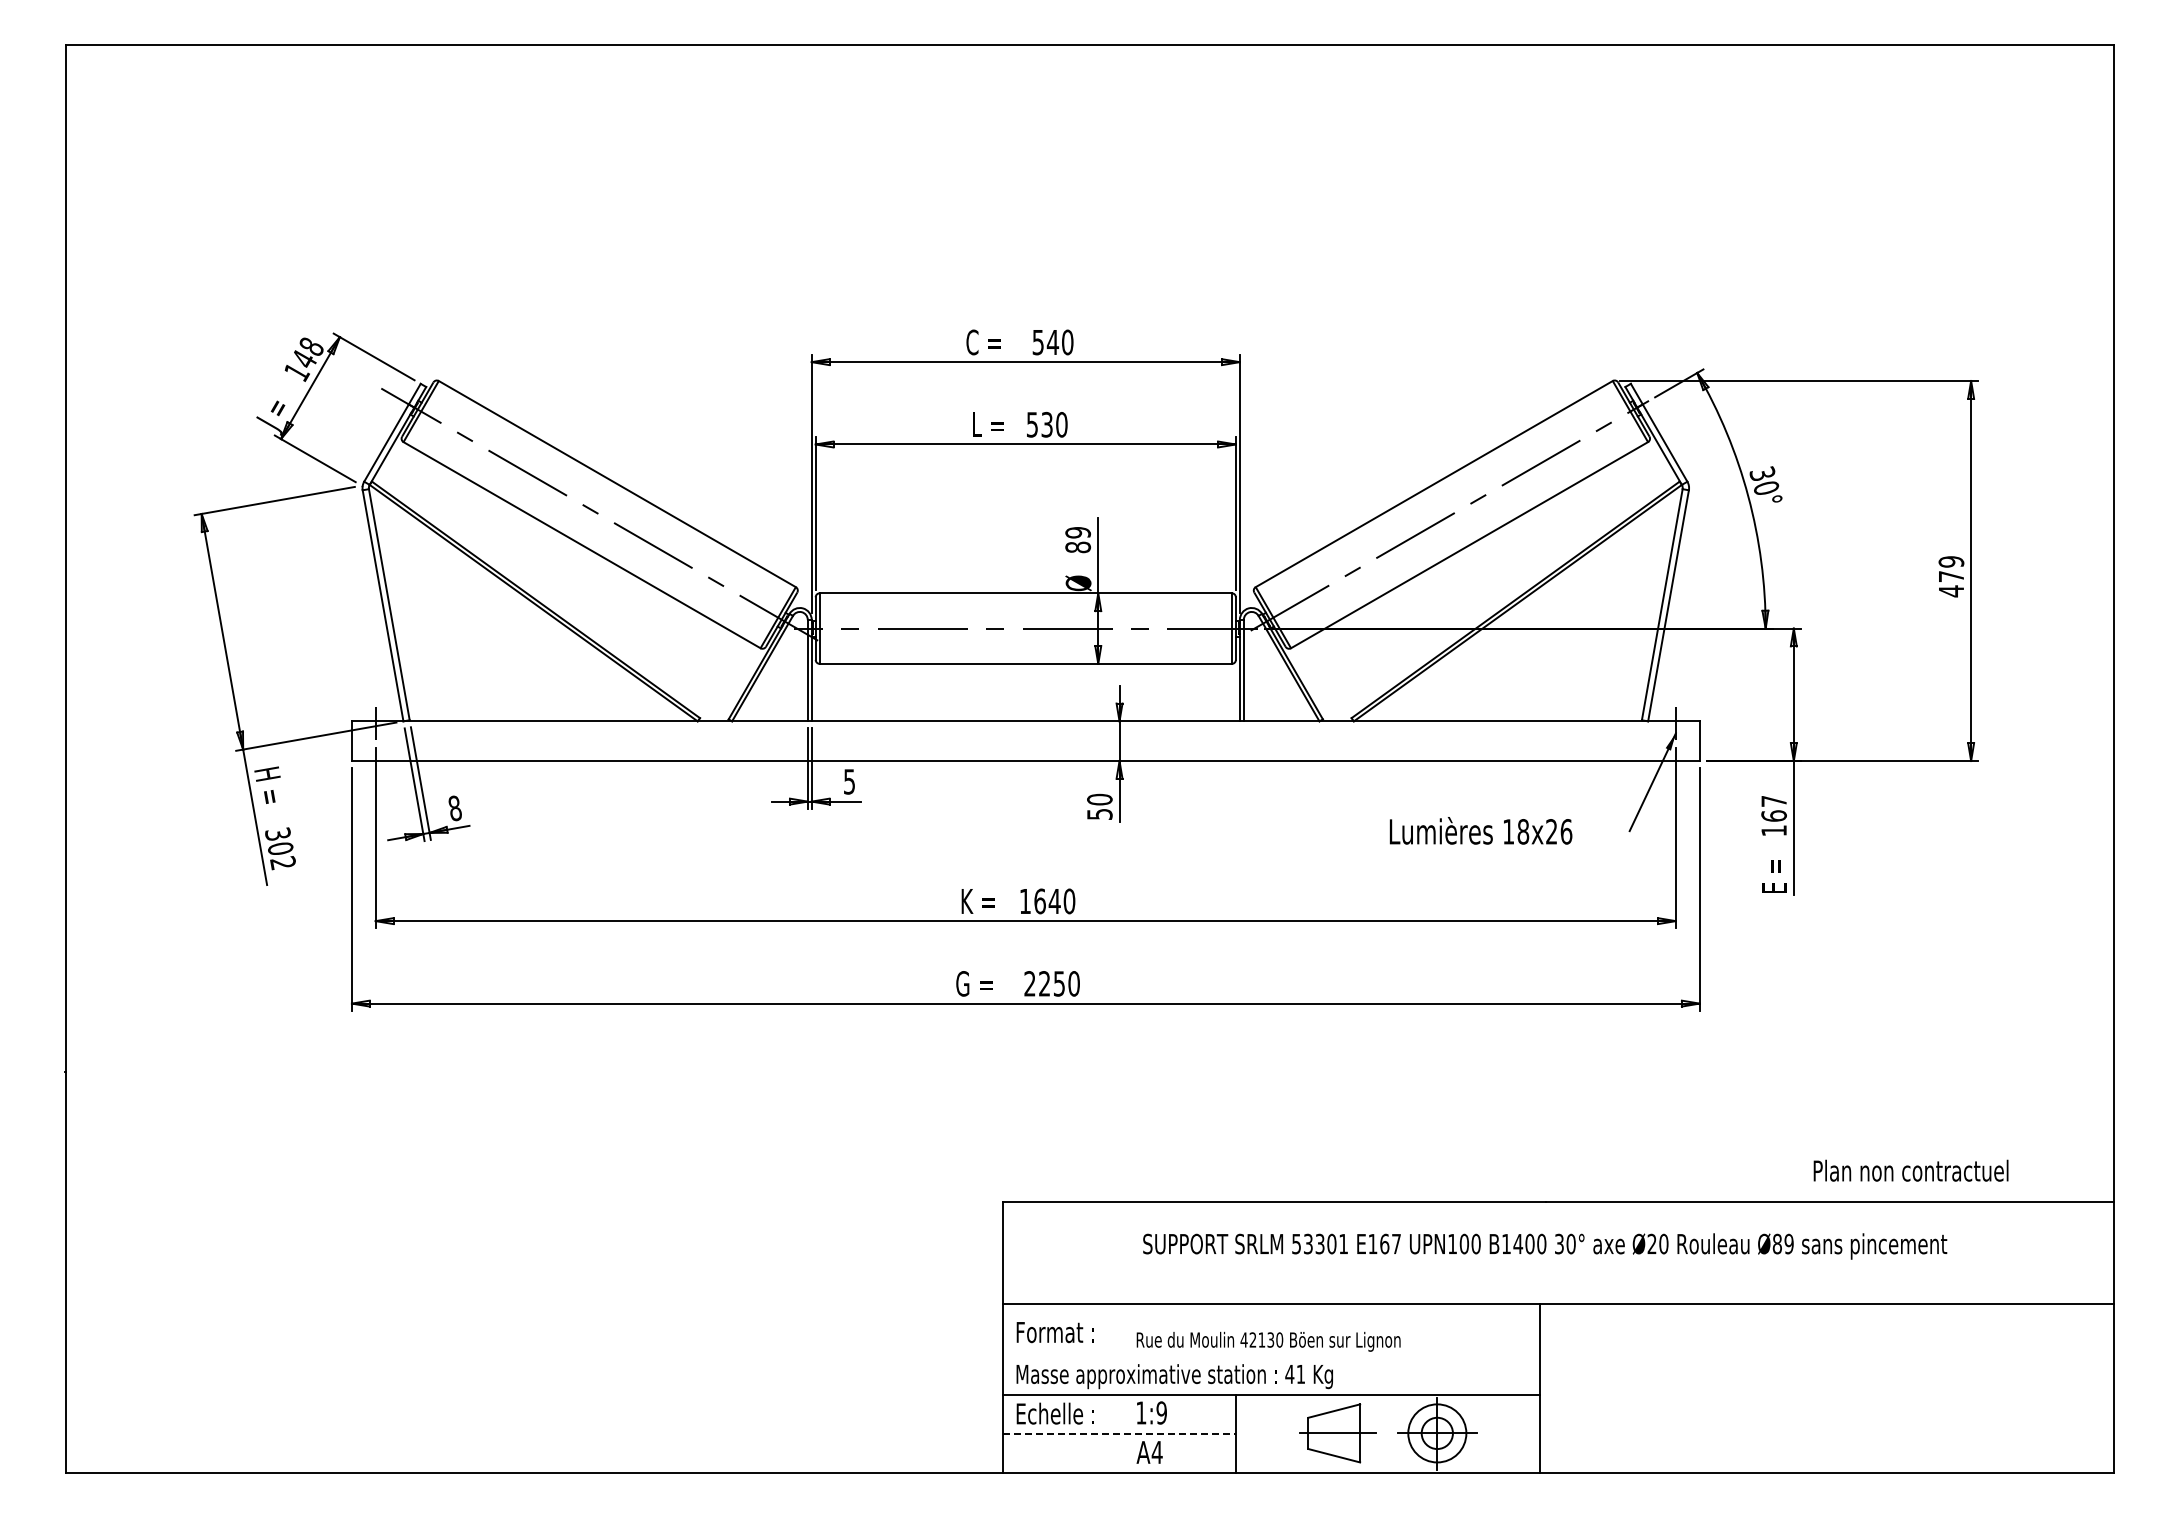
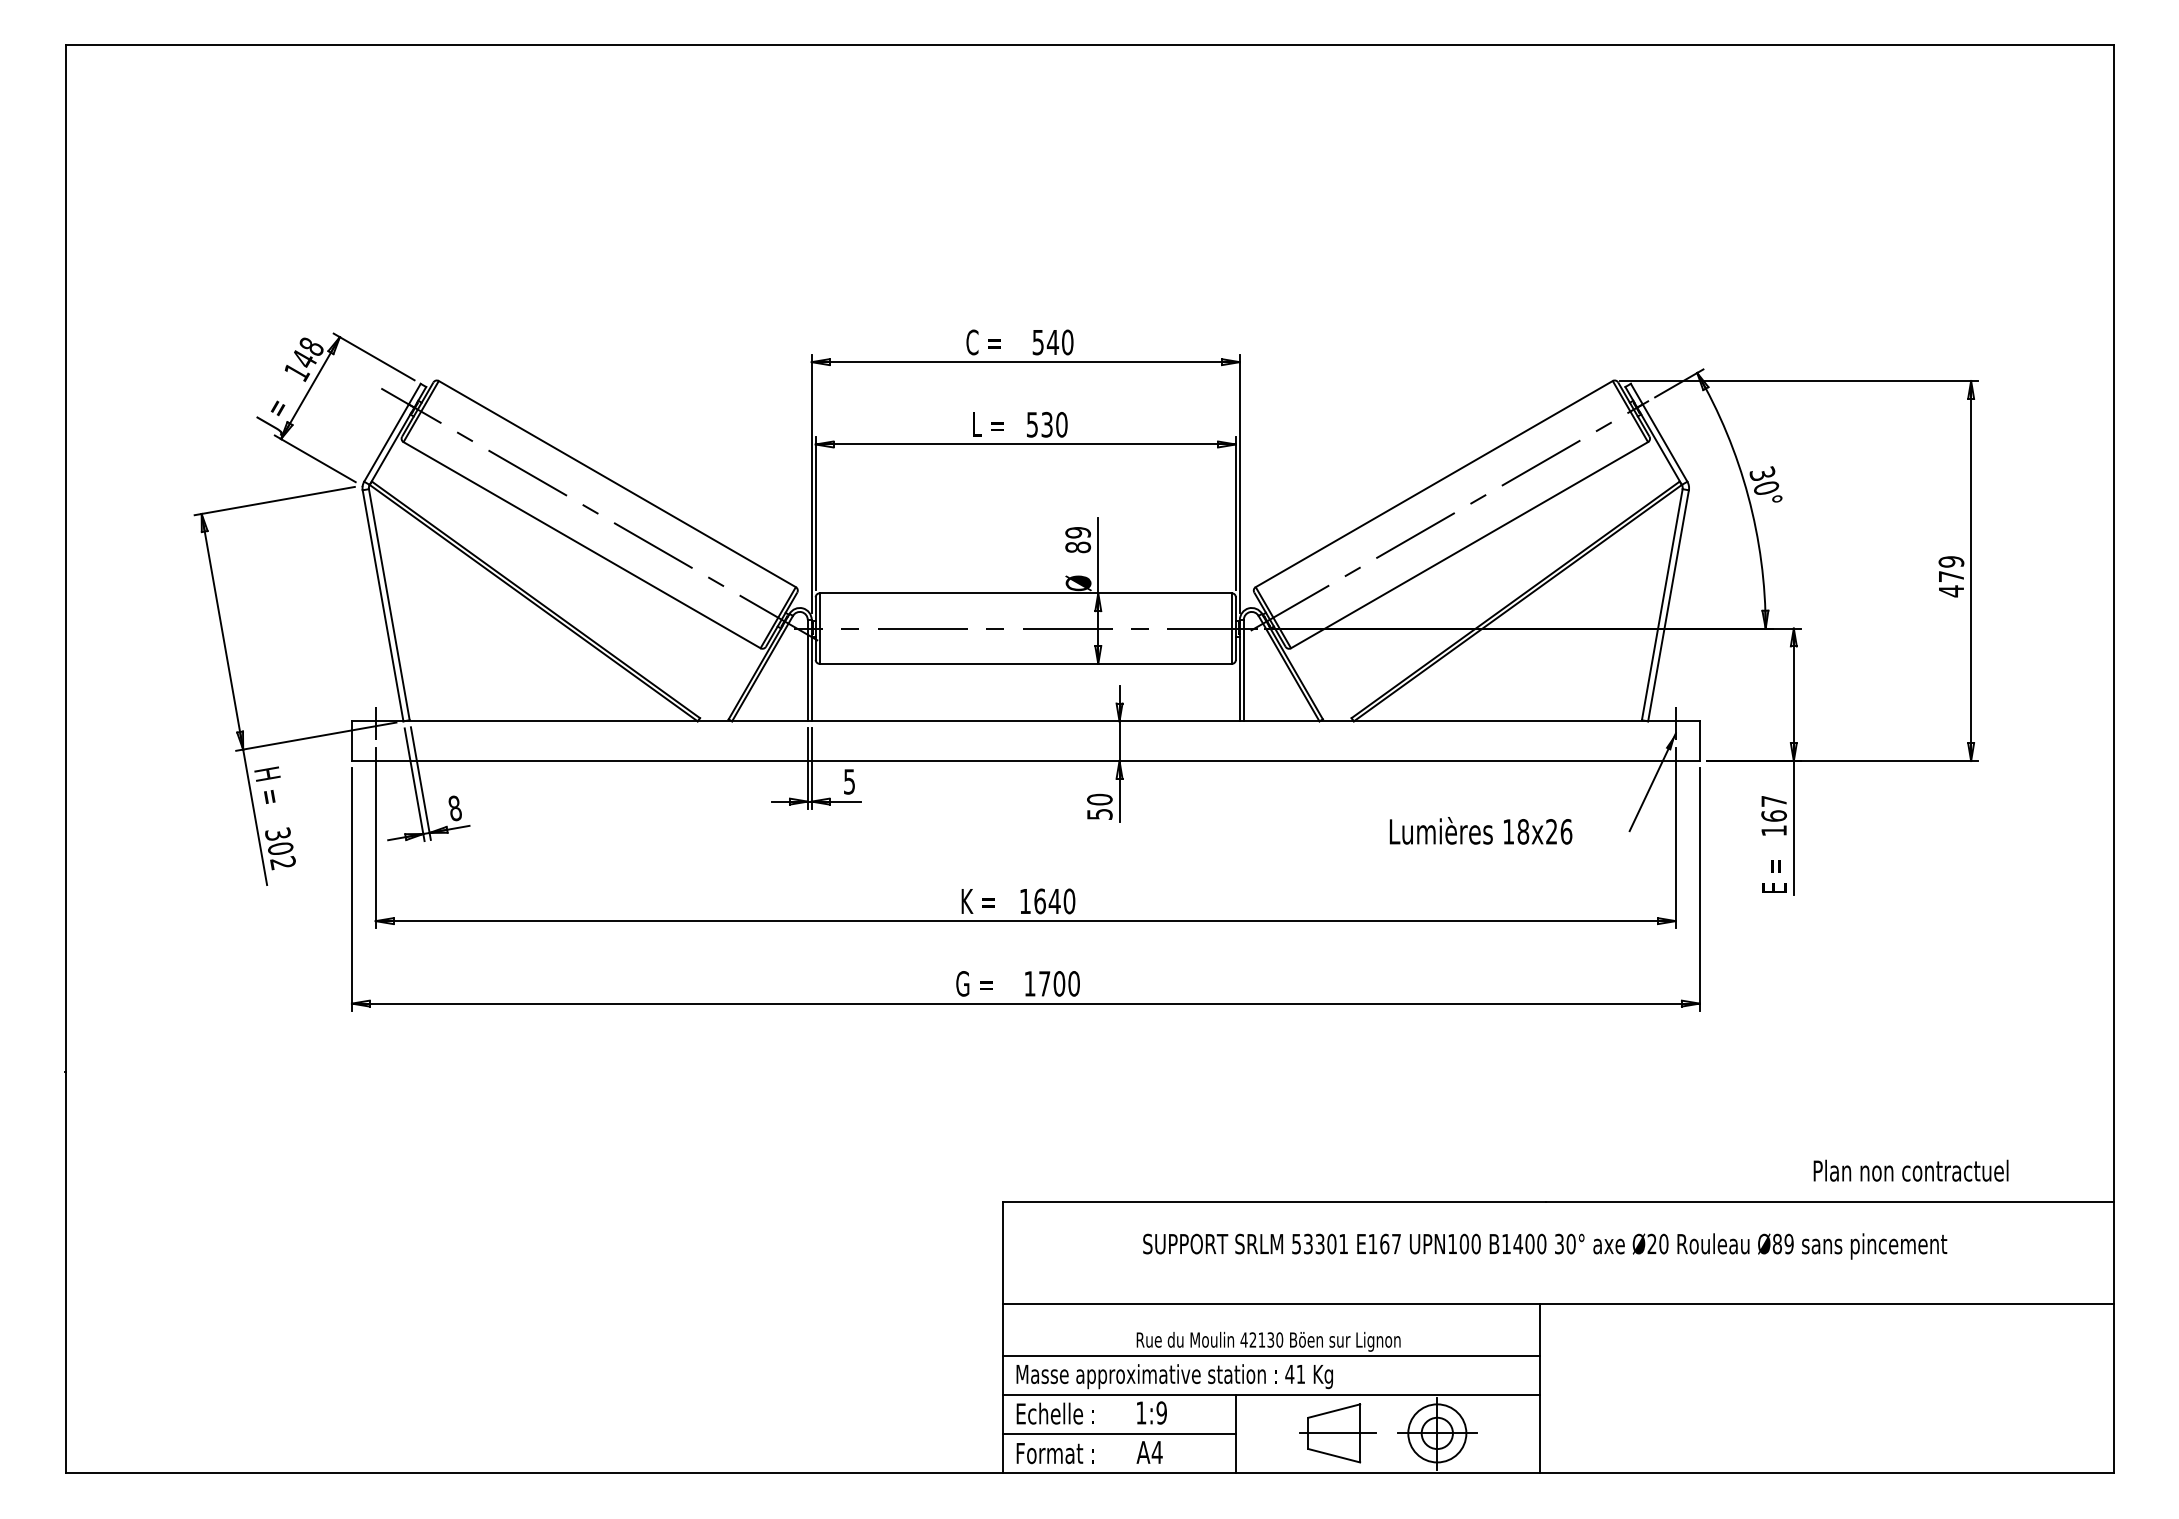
text: 2250 -> 1700 (1044, 983)
text position: (1054, 1332) -> (1054, 1453) (1054, 1453)
line: none -> present (1271, 1355)
line: dashed -> solid (1120, 1434)
